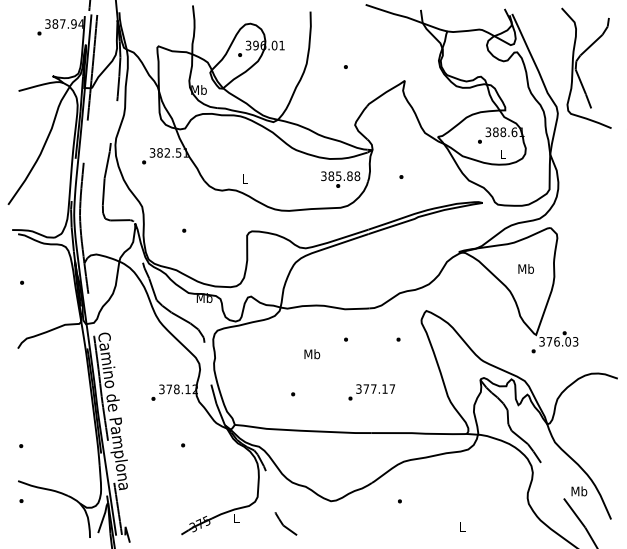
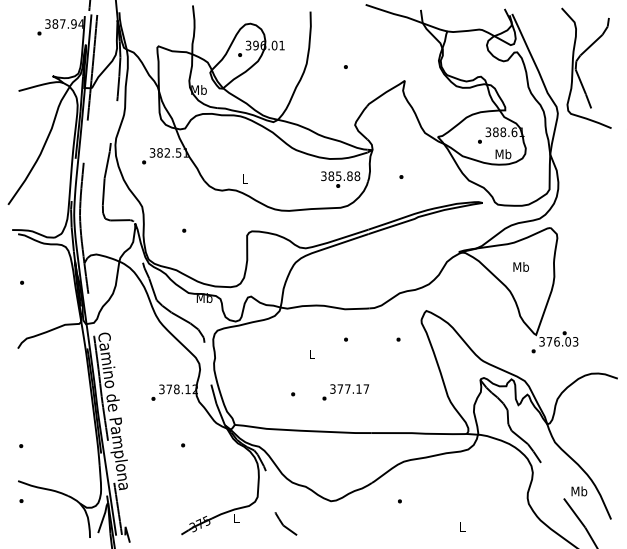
text: L -> Mb (503, 154)
text position: (525, 268) -> (520, 266) (520, 266)
text: Mb -> L (312, 354)
text position: (371, 392) -> (345, 392) (345, 392)
